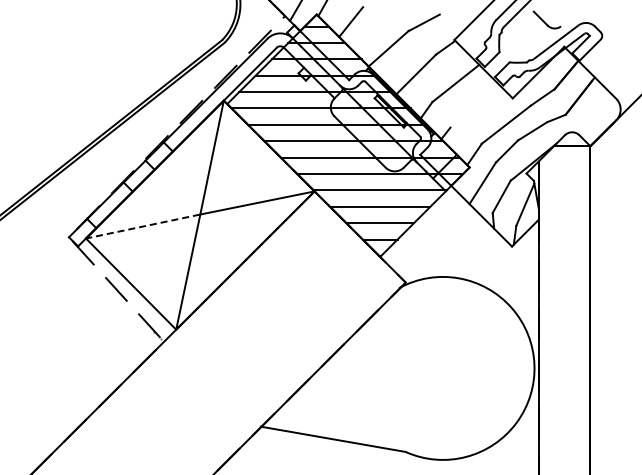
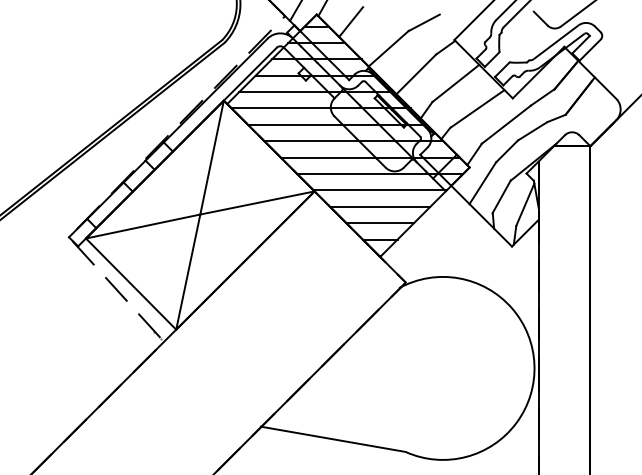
line: none -> present (577, 14)
line: none -> present (477, 108)
line: dashed -> solid (142, 226)
